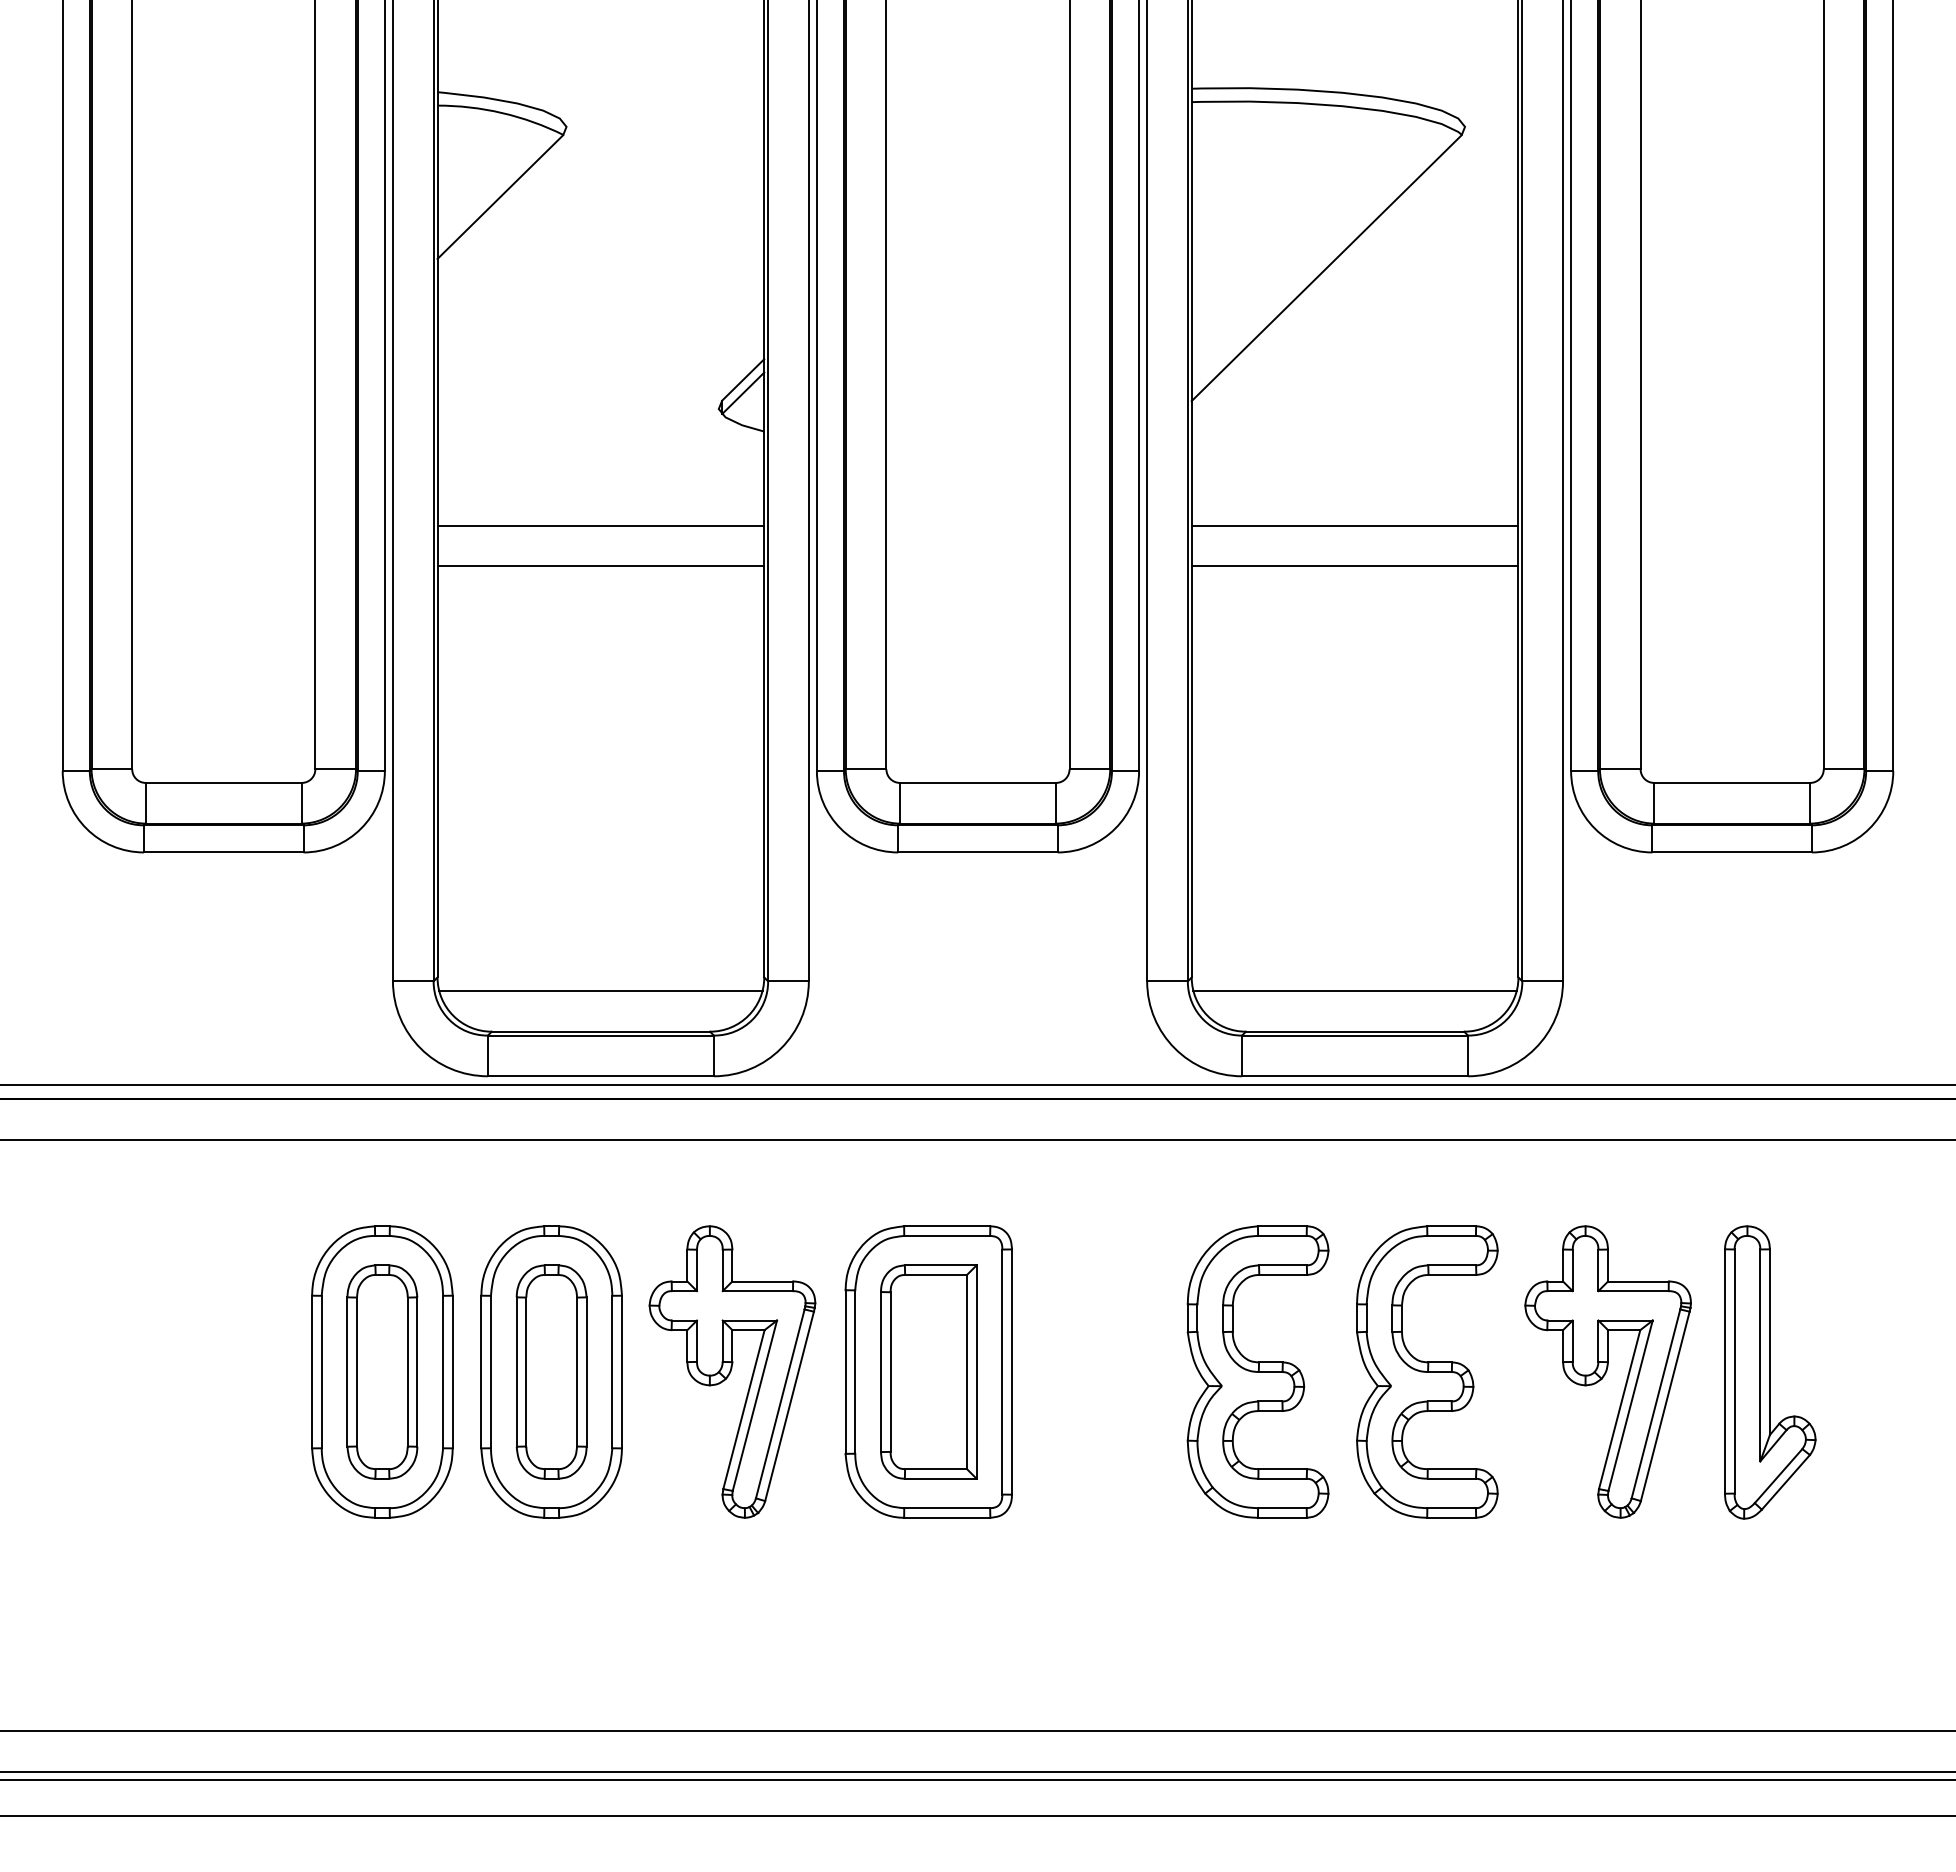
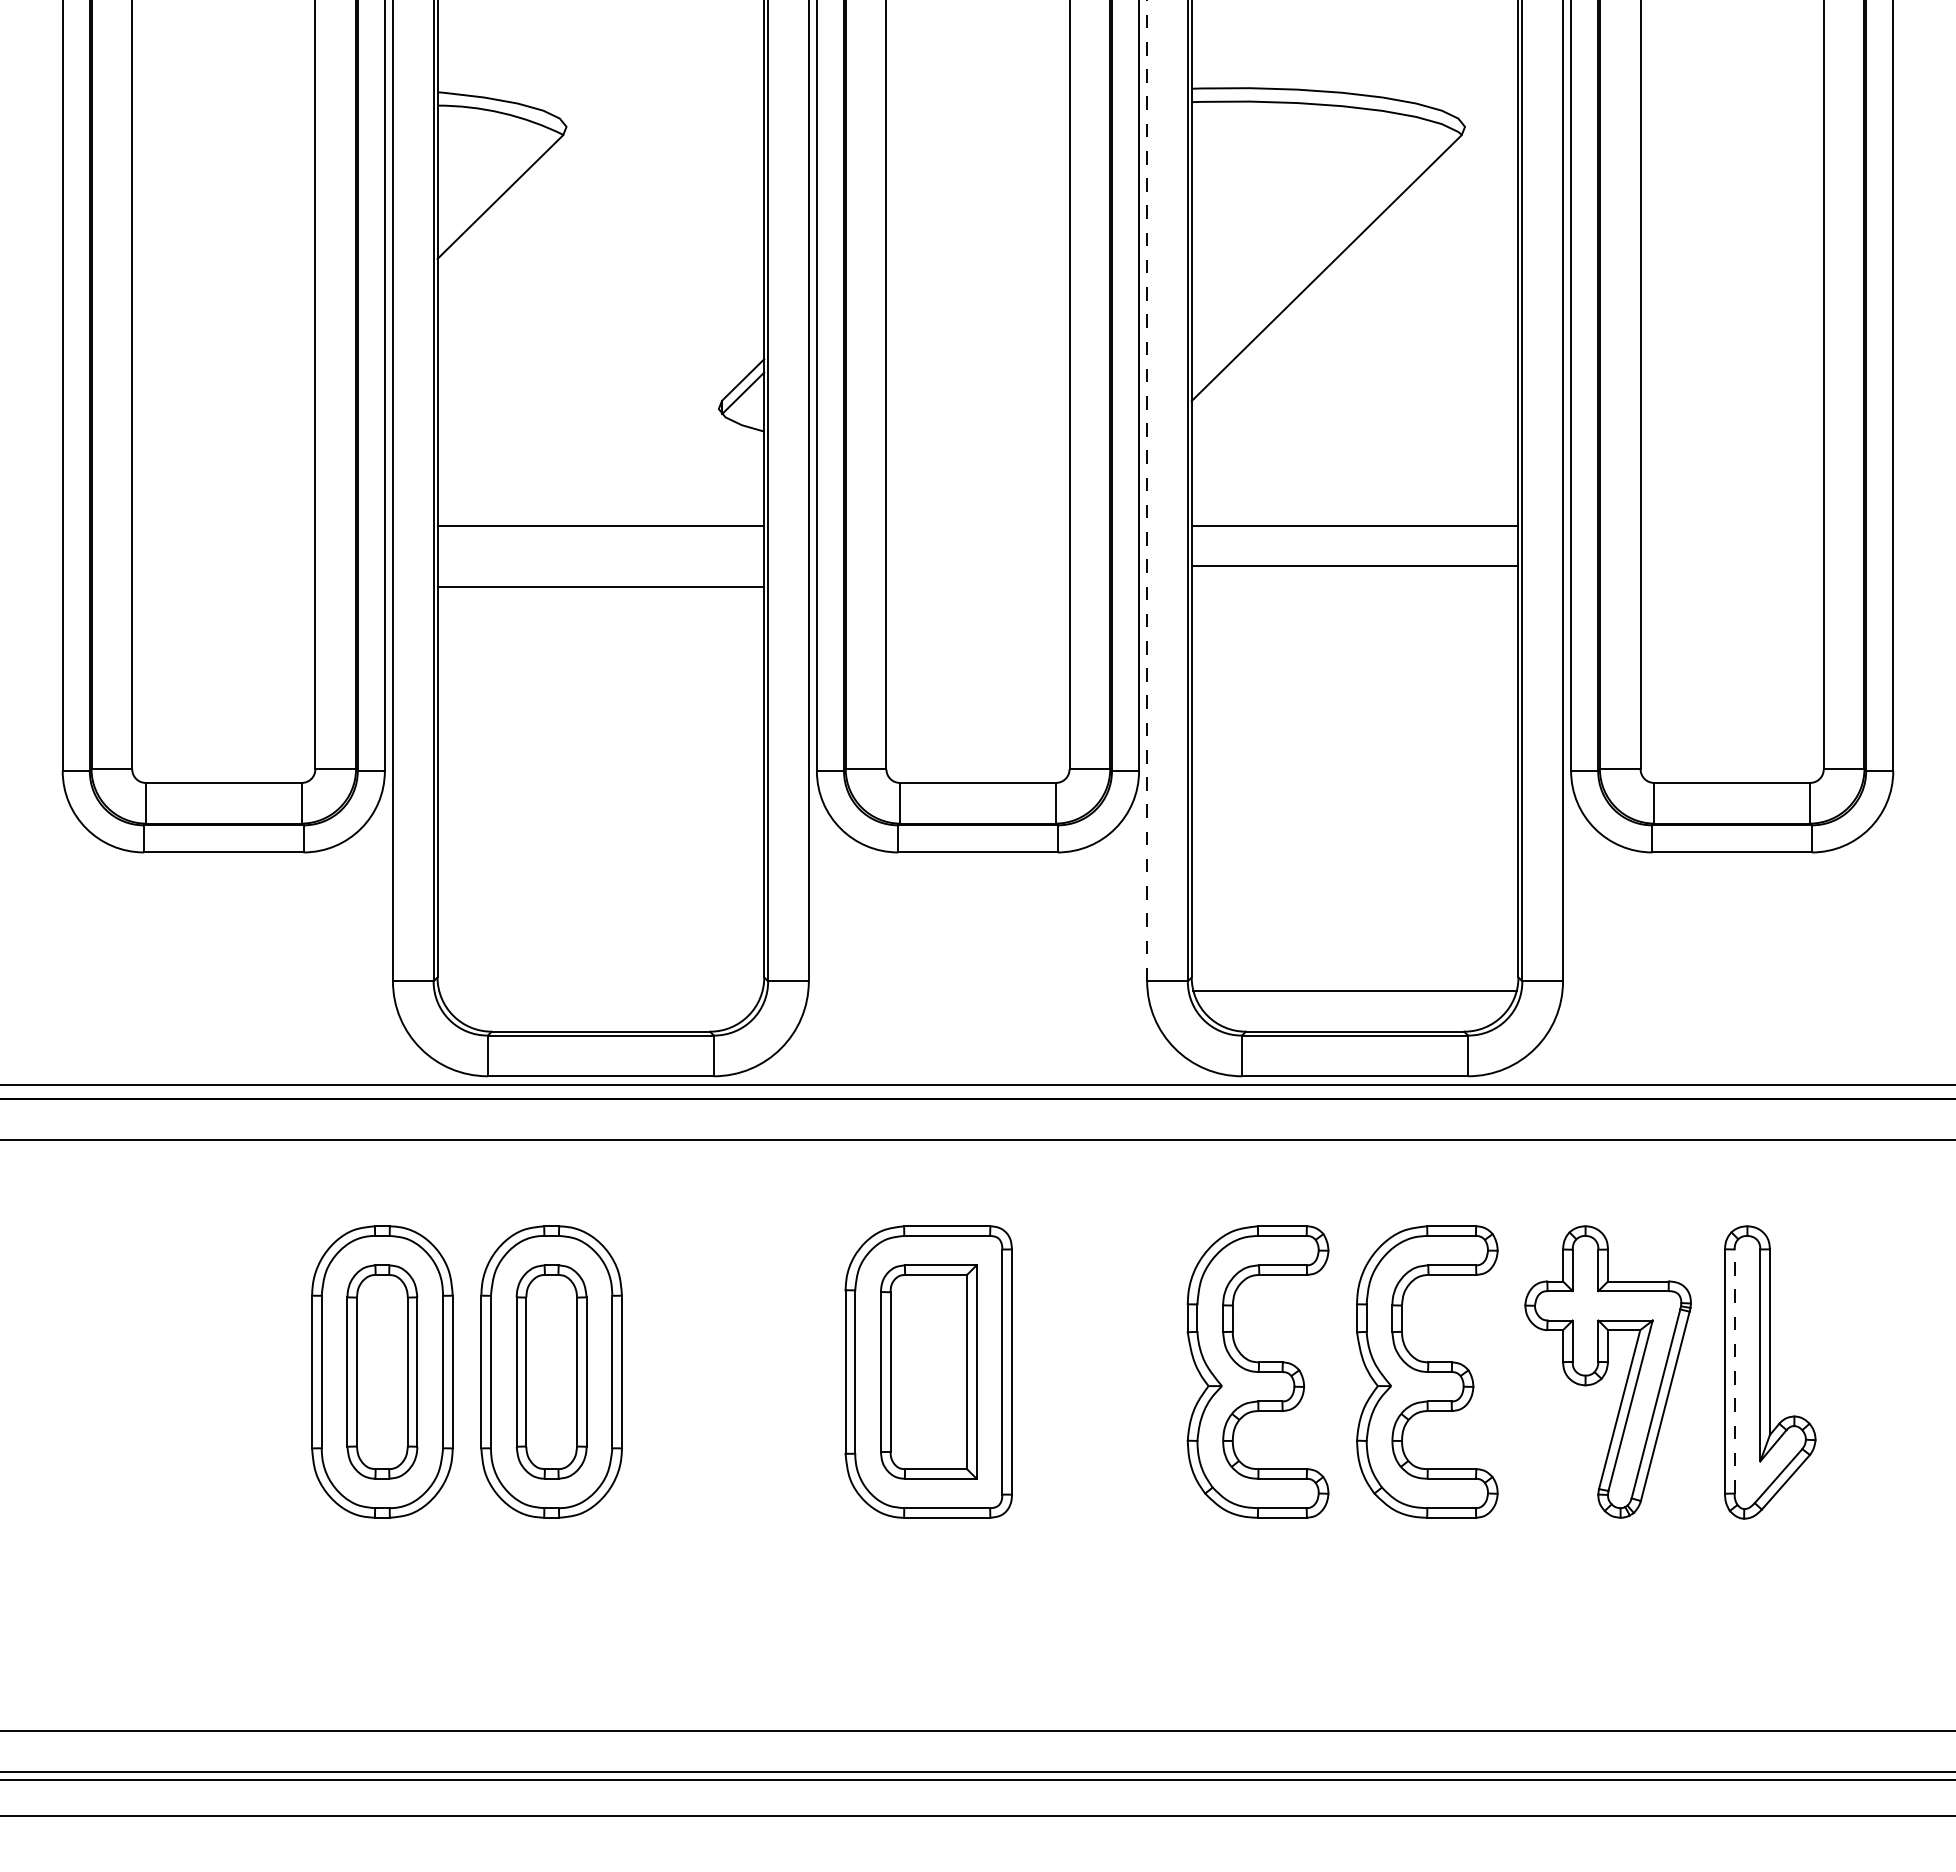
line: solid -> dashed (1147, 490)
line position: (600, 566) -> (600, 587) (600, 587)
line: present -> none (600, 990)
part: present -> none (732, 1371)
line: solid -> dashed (1734, 1371)
